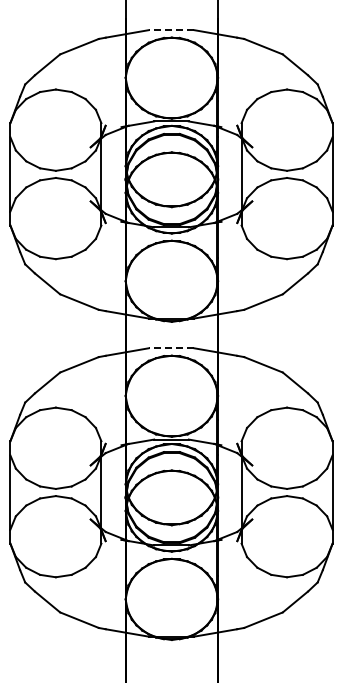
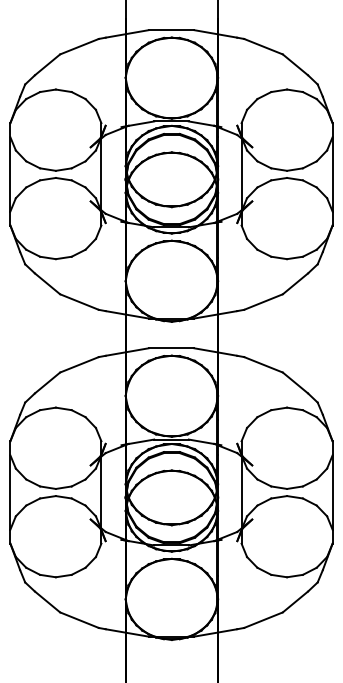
line: dashed -> solid (171, 30)
line: dashed -> solid (171, 348)
